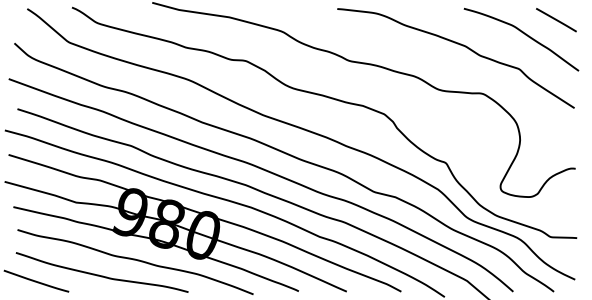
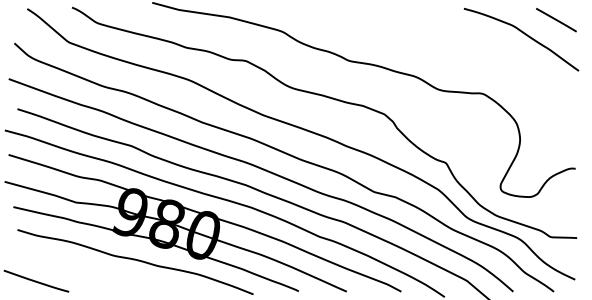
curve: present -> none (462, 46)
curve: present -> none (99, 274)
